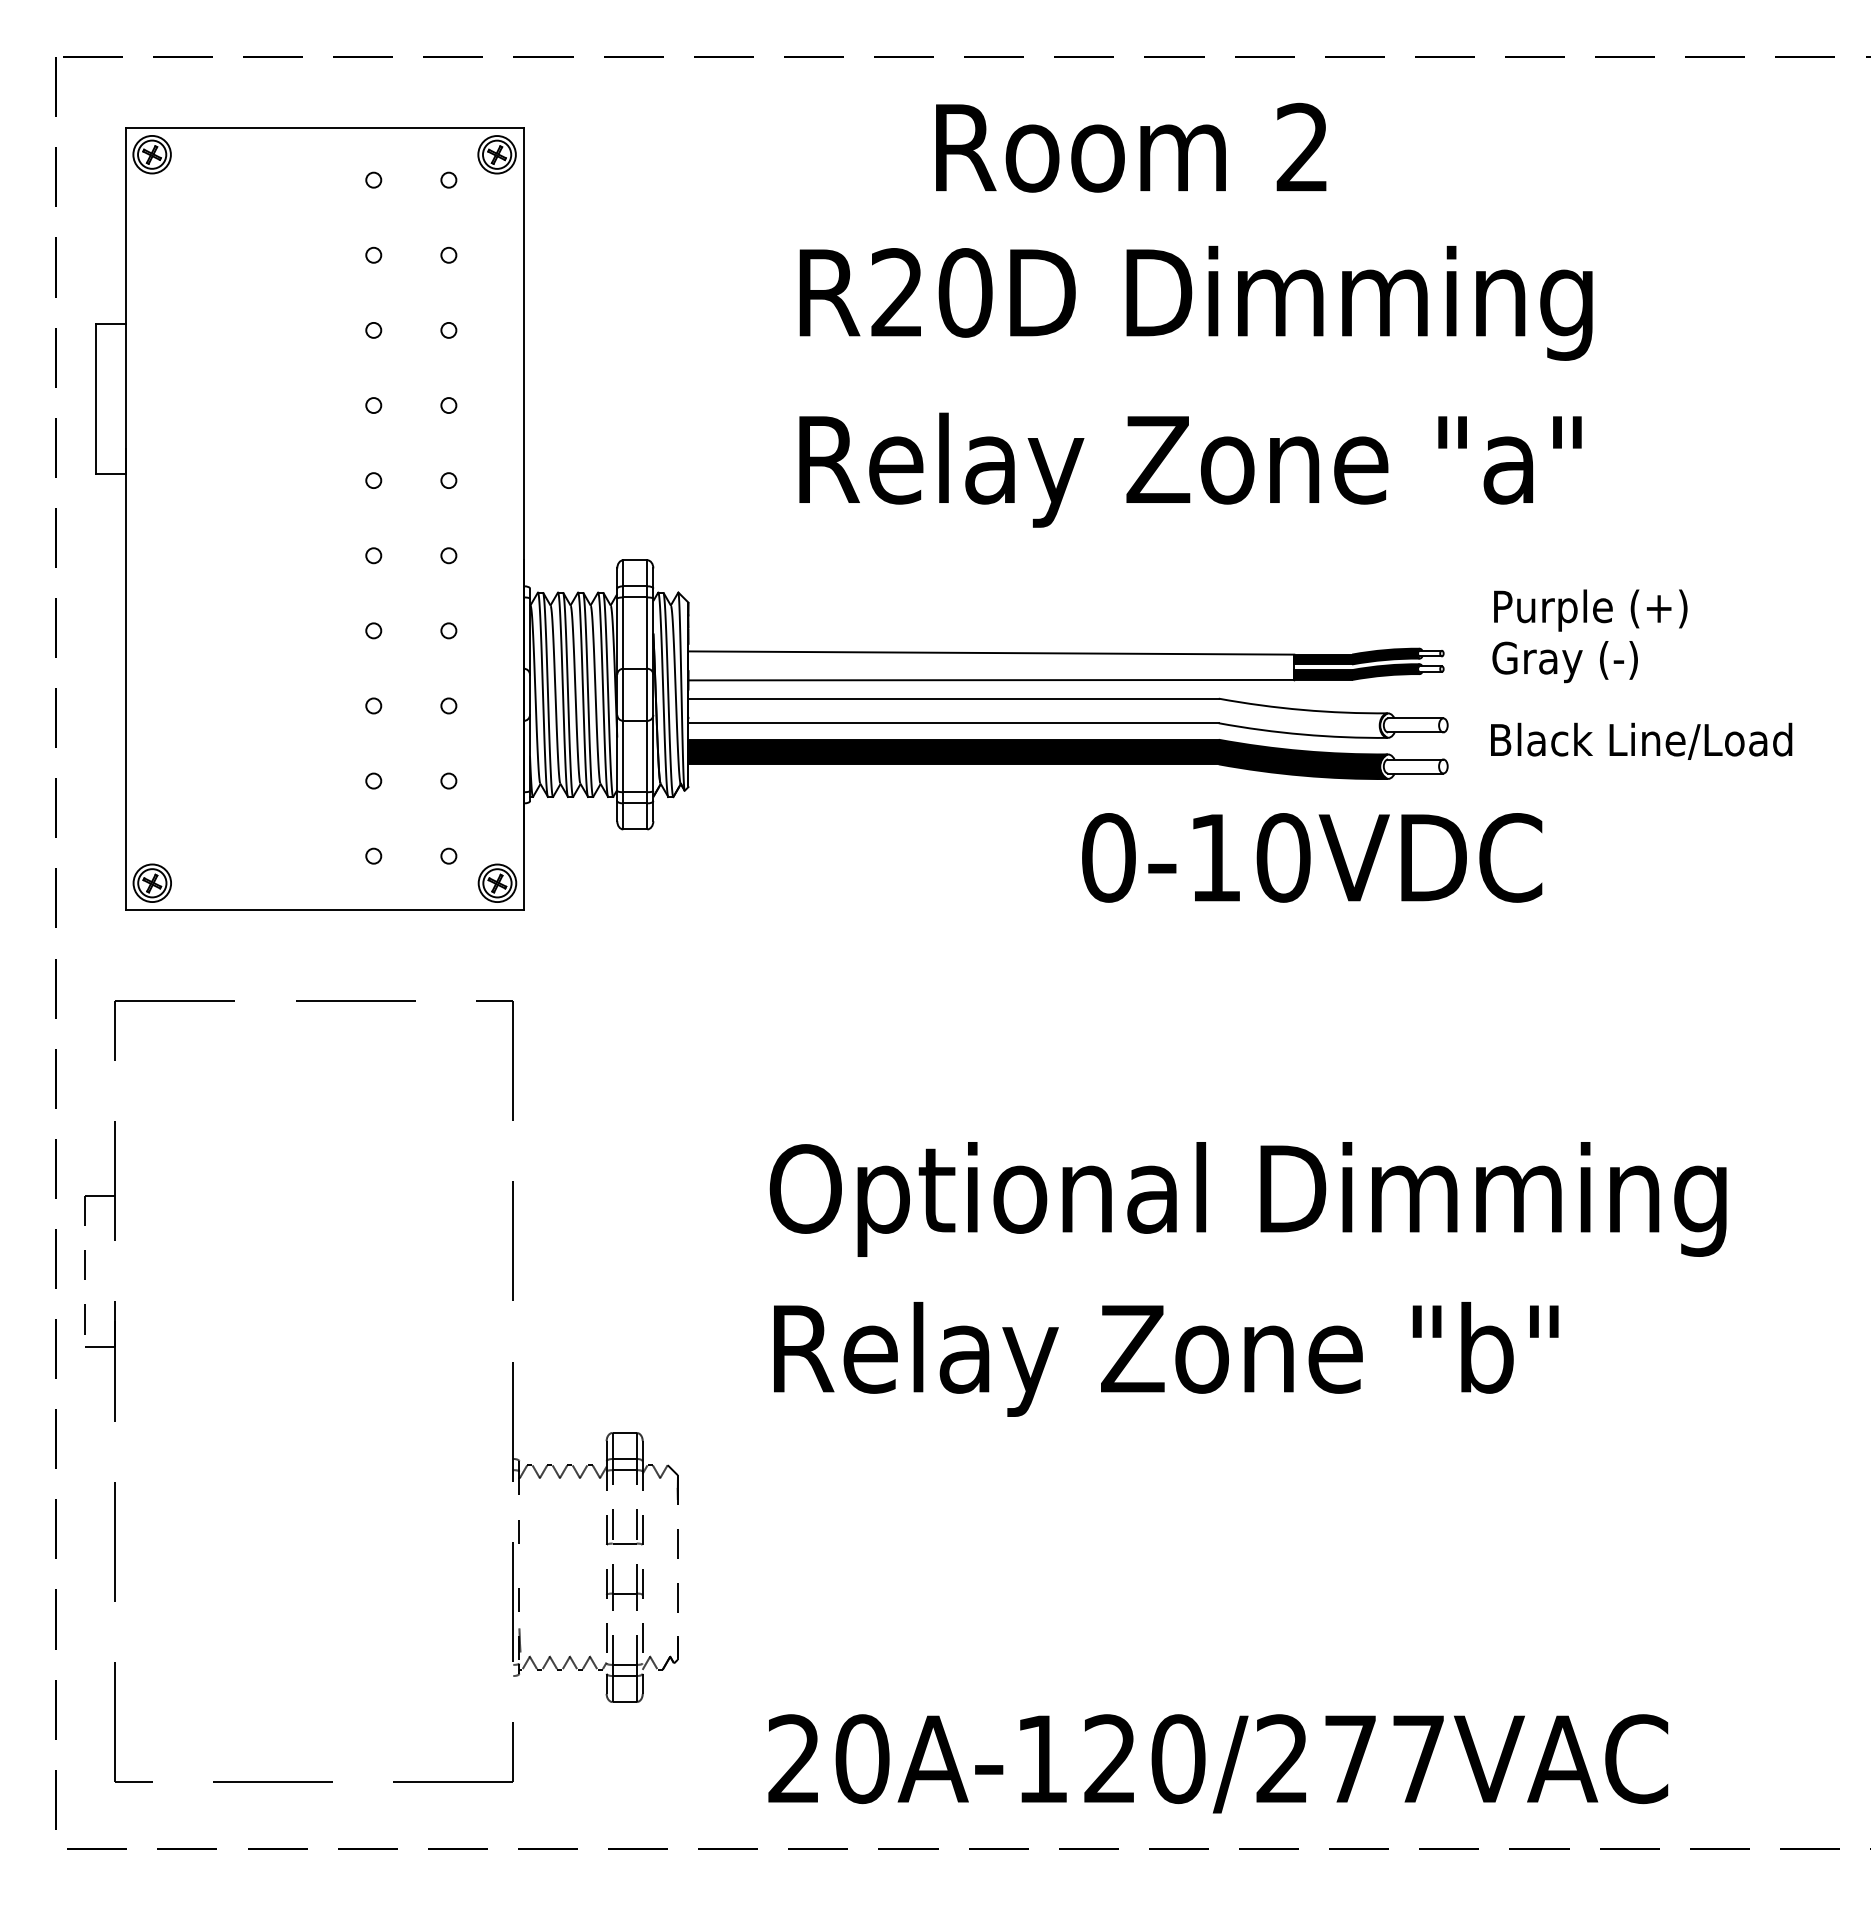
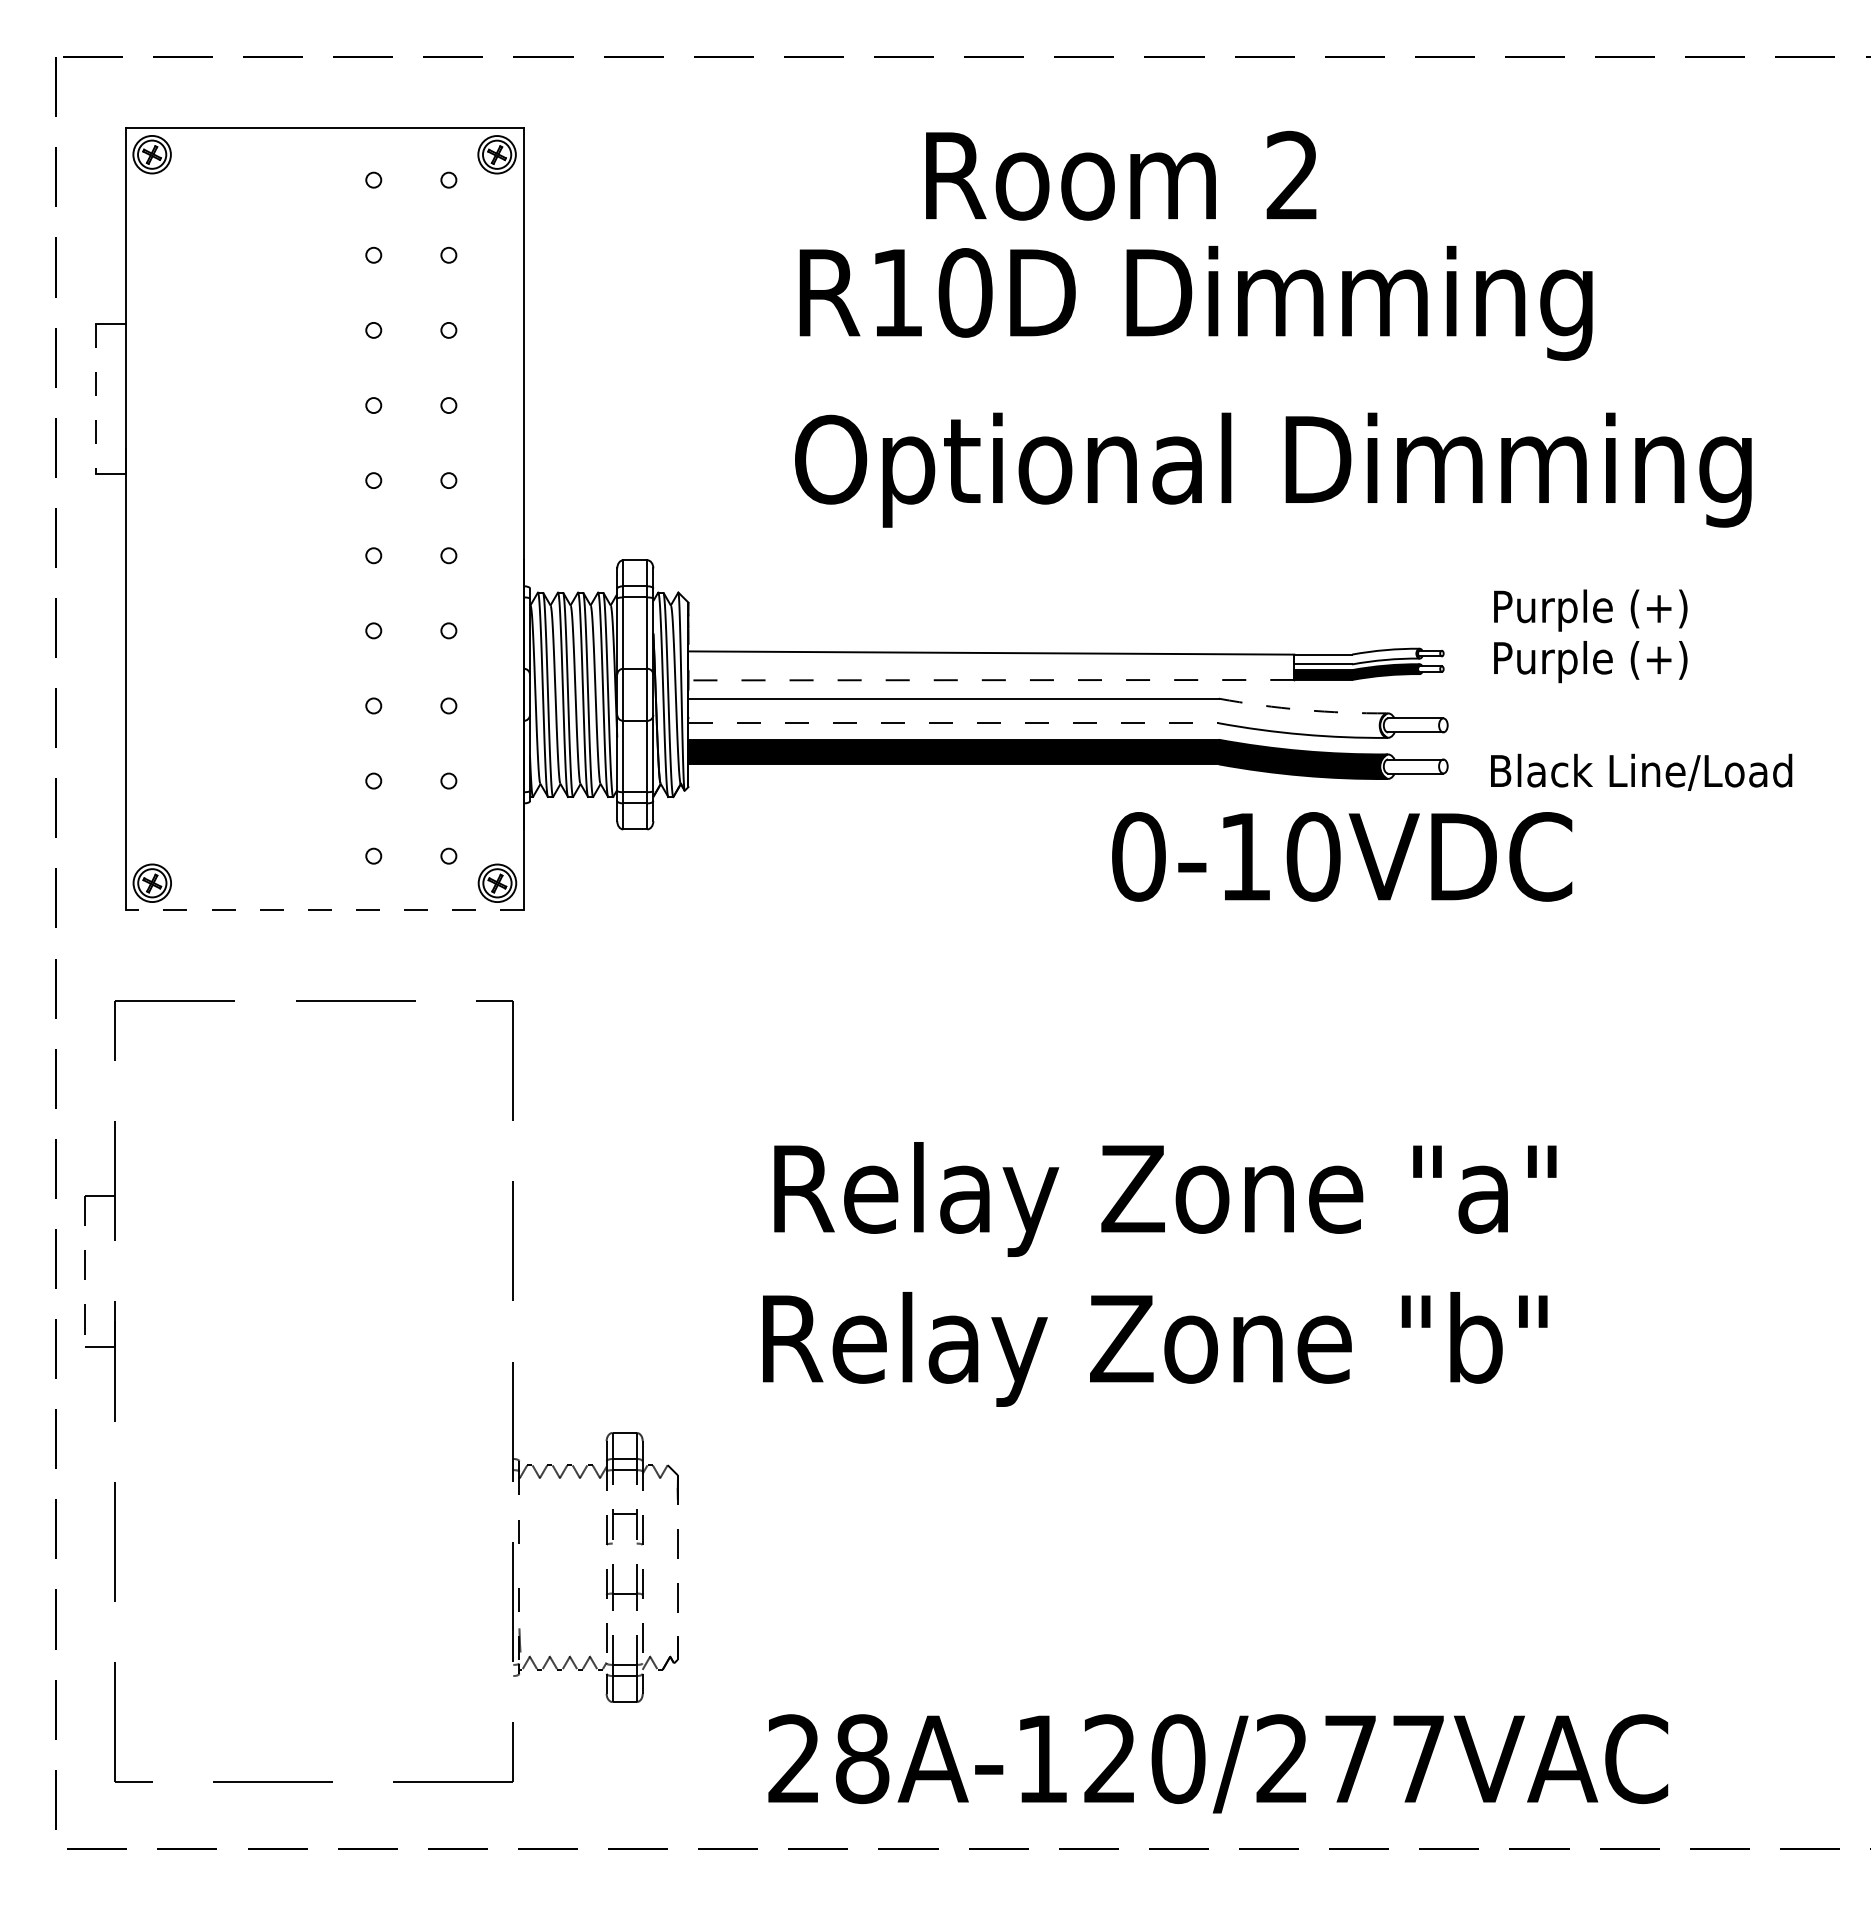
text position: (1131, 147) -> (1121, 175) (1121, 175)
text: R20D -> R10D (896, 292)
line: solid -> dashed (95, 399)
text: Relay Zone "a" -> Optional Dimming (1273, 469)
fill: present -> none (1356, 656)
text: Gray (-) -> Purple (+) (1589, 662)
line: solid -> dashed (991, 680)
arc: solid -> dashed (1302, 709)
line: solid -> dashed (954, 723)
text position: (1641, 740) -> (1641, 771) (1641, 771)
text position: (1312, 857) -> (1342, 856) (1342, 856)
line: solid -> dashed (324, 909)
text: Optional Dimming -> Relay Zone "a" (1247, 1199)
text position: (1166, 1359) -> (1155, 1349) (1155, 1349)
line position: (624, 1543) -> (624, 1513) (624, 1513)
text: 20A-120/277VAC -> 28A-120/277VAC (862, 1758)
